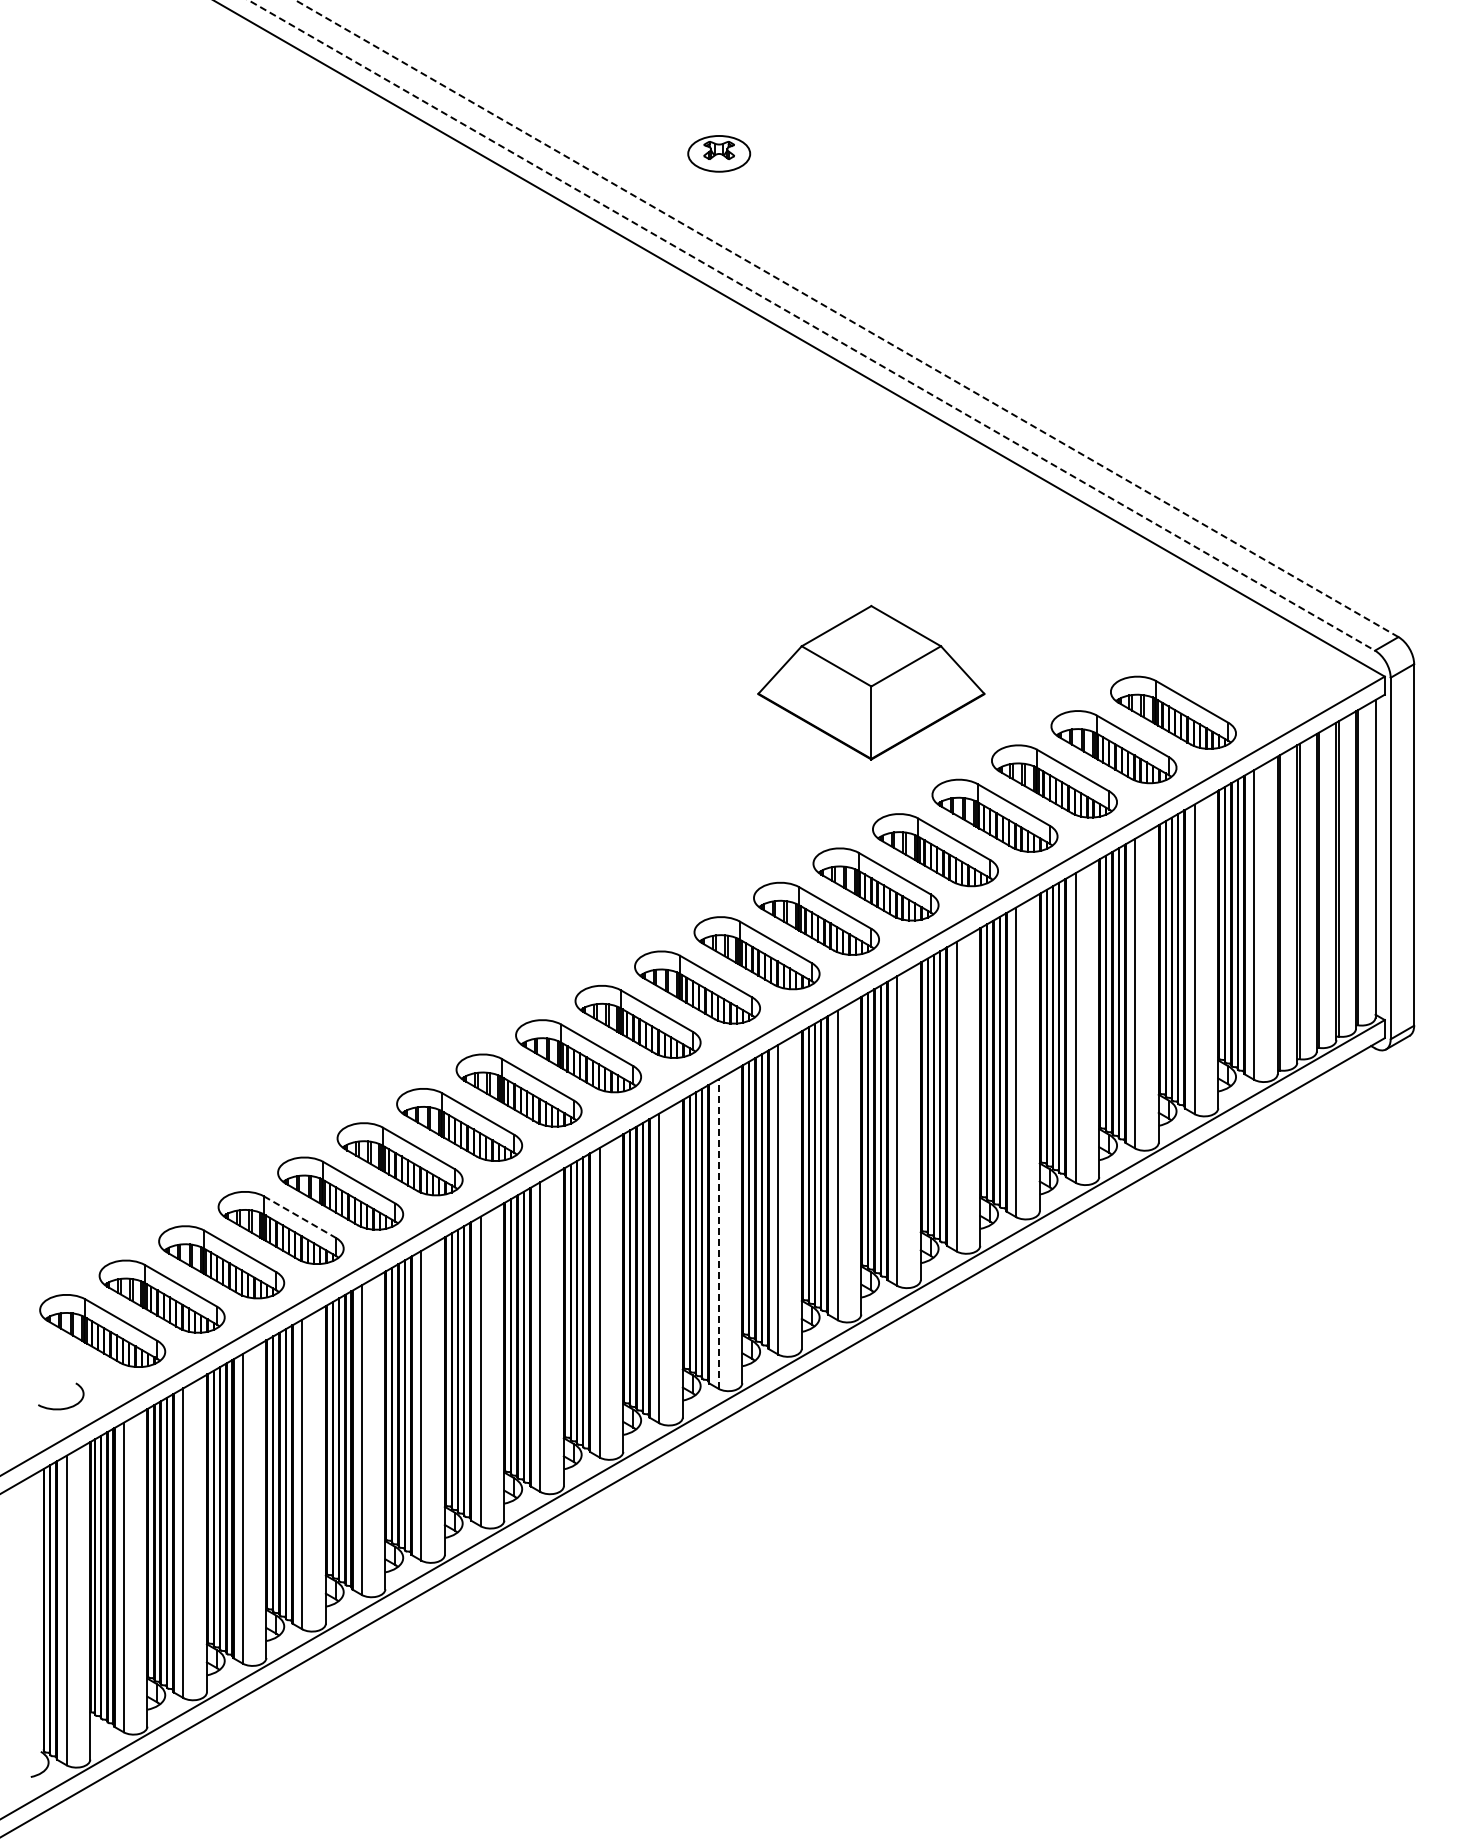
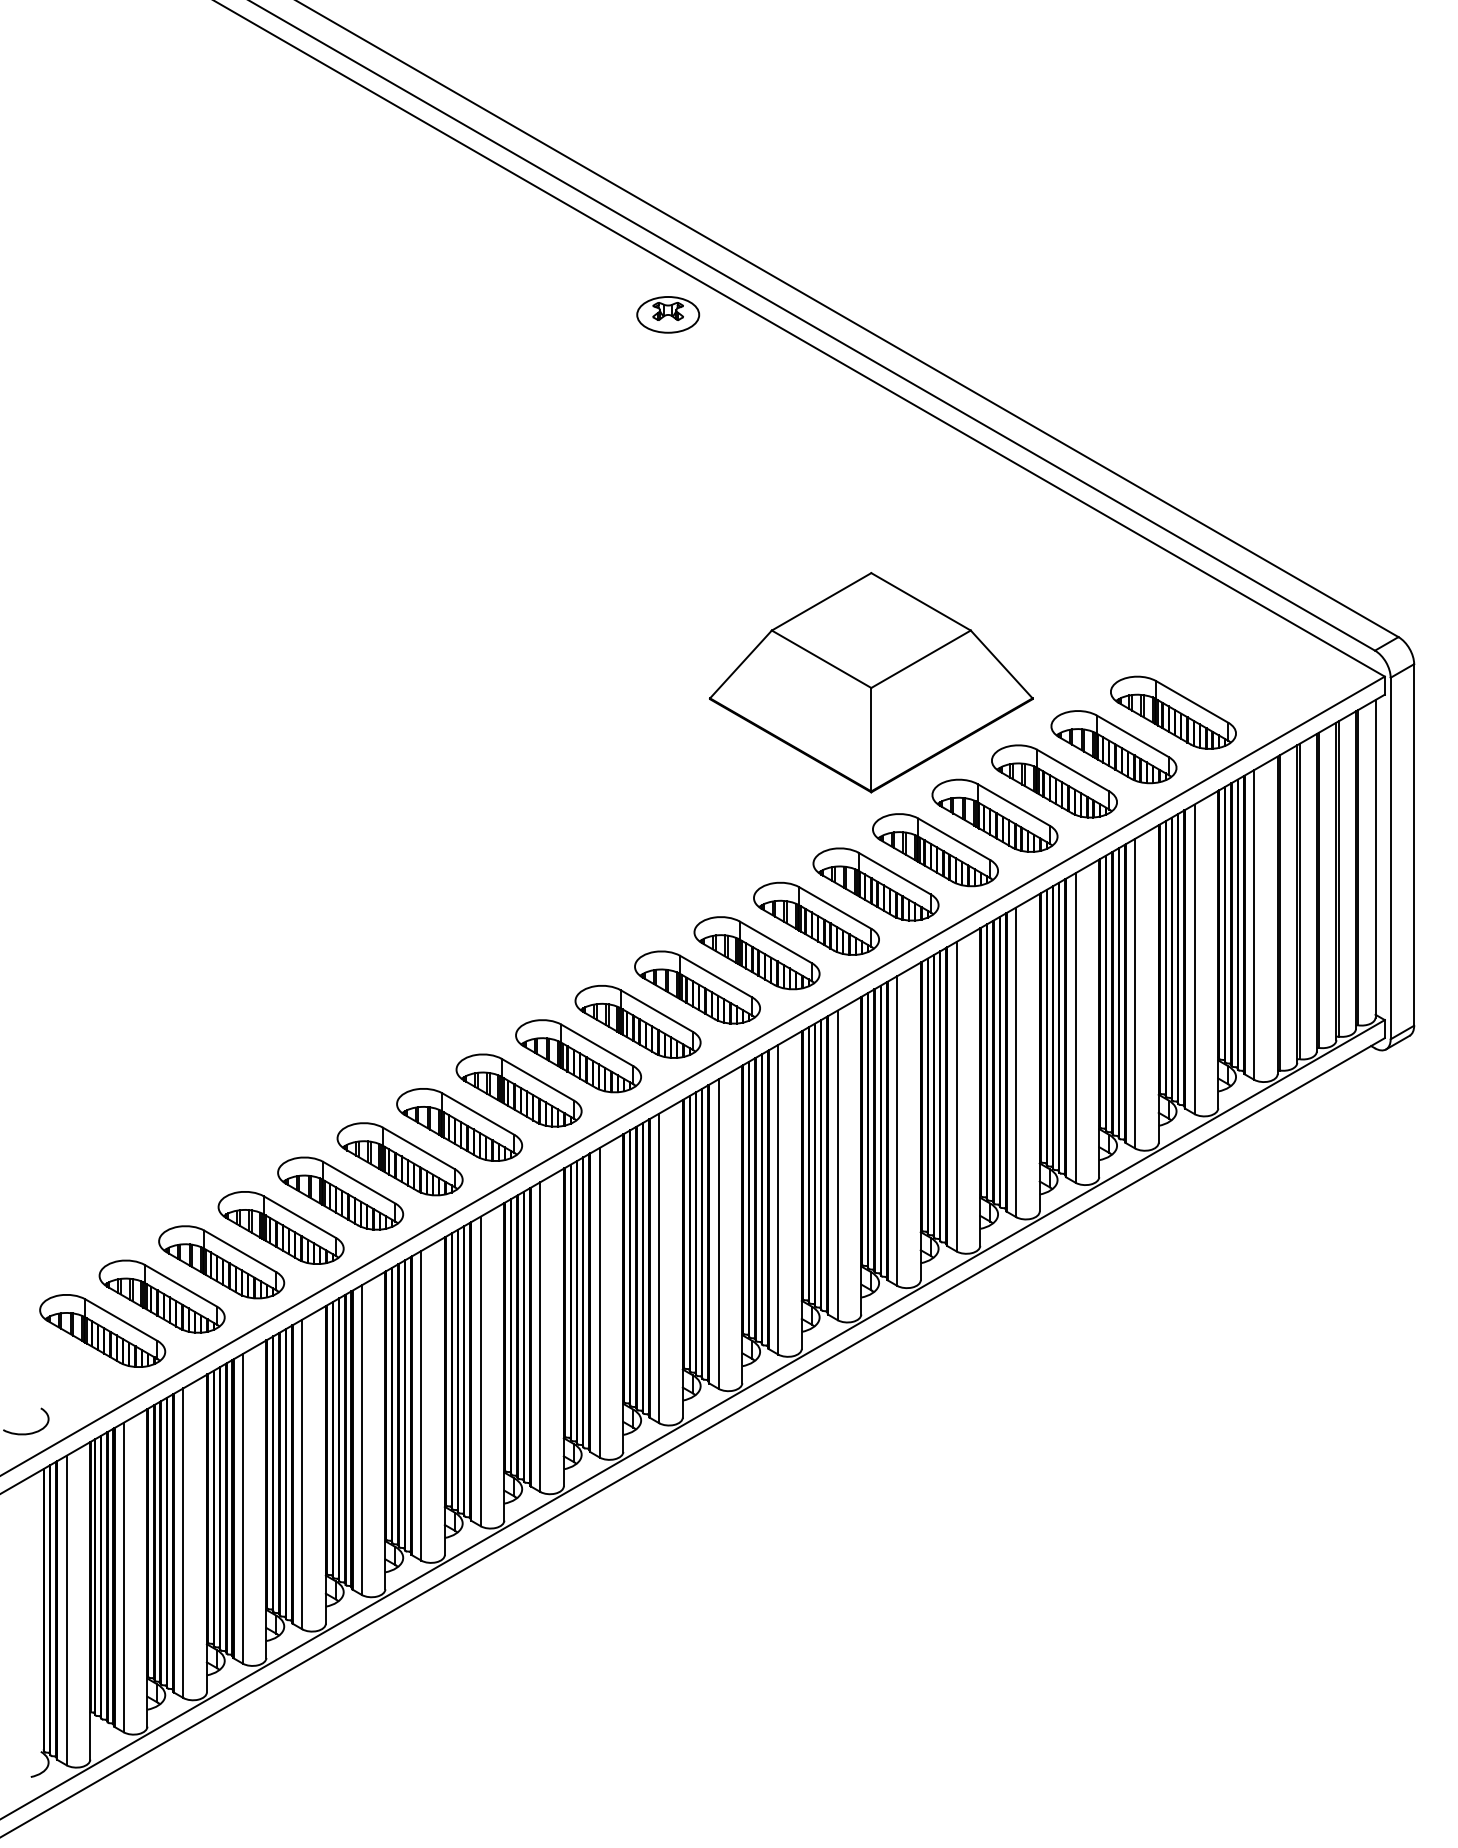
part position: (719, 153) -> (668, 314) (668, 314)
line: dashed -> solid (846, 318)
line: dashed -> solid (812, 325)
part size: 229x156 px -> 325x222 px (871, 682)
line: dashed -> solid (299, 1217)
line: dashed -> solid (718, 1234)
curve position: (64, 1407) -> (29, 1432) (29, 1432)
